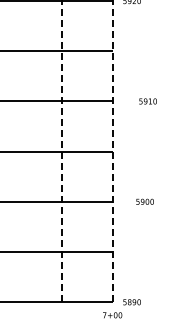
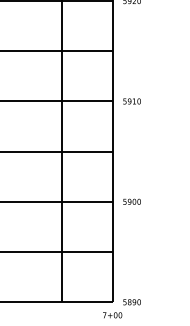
text position: (147, 101) -> (131, 101) (131, 101)
line: dashed -> solid (62, 151)
line: dashed -> solid (112, 151)
text position: (144, 201) -> (131, 201) (131, 201)
